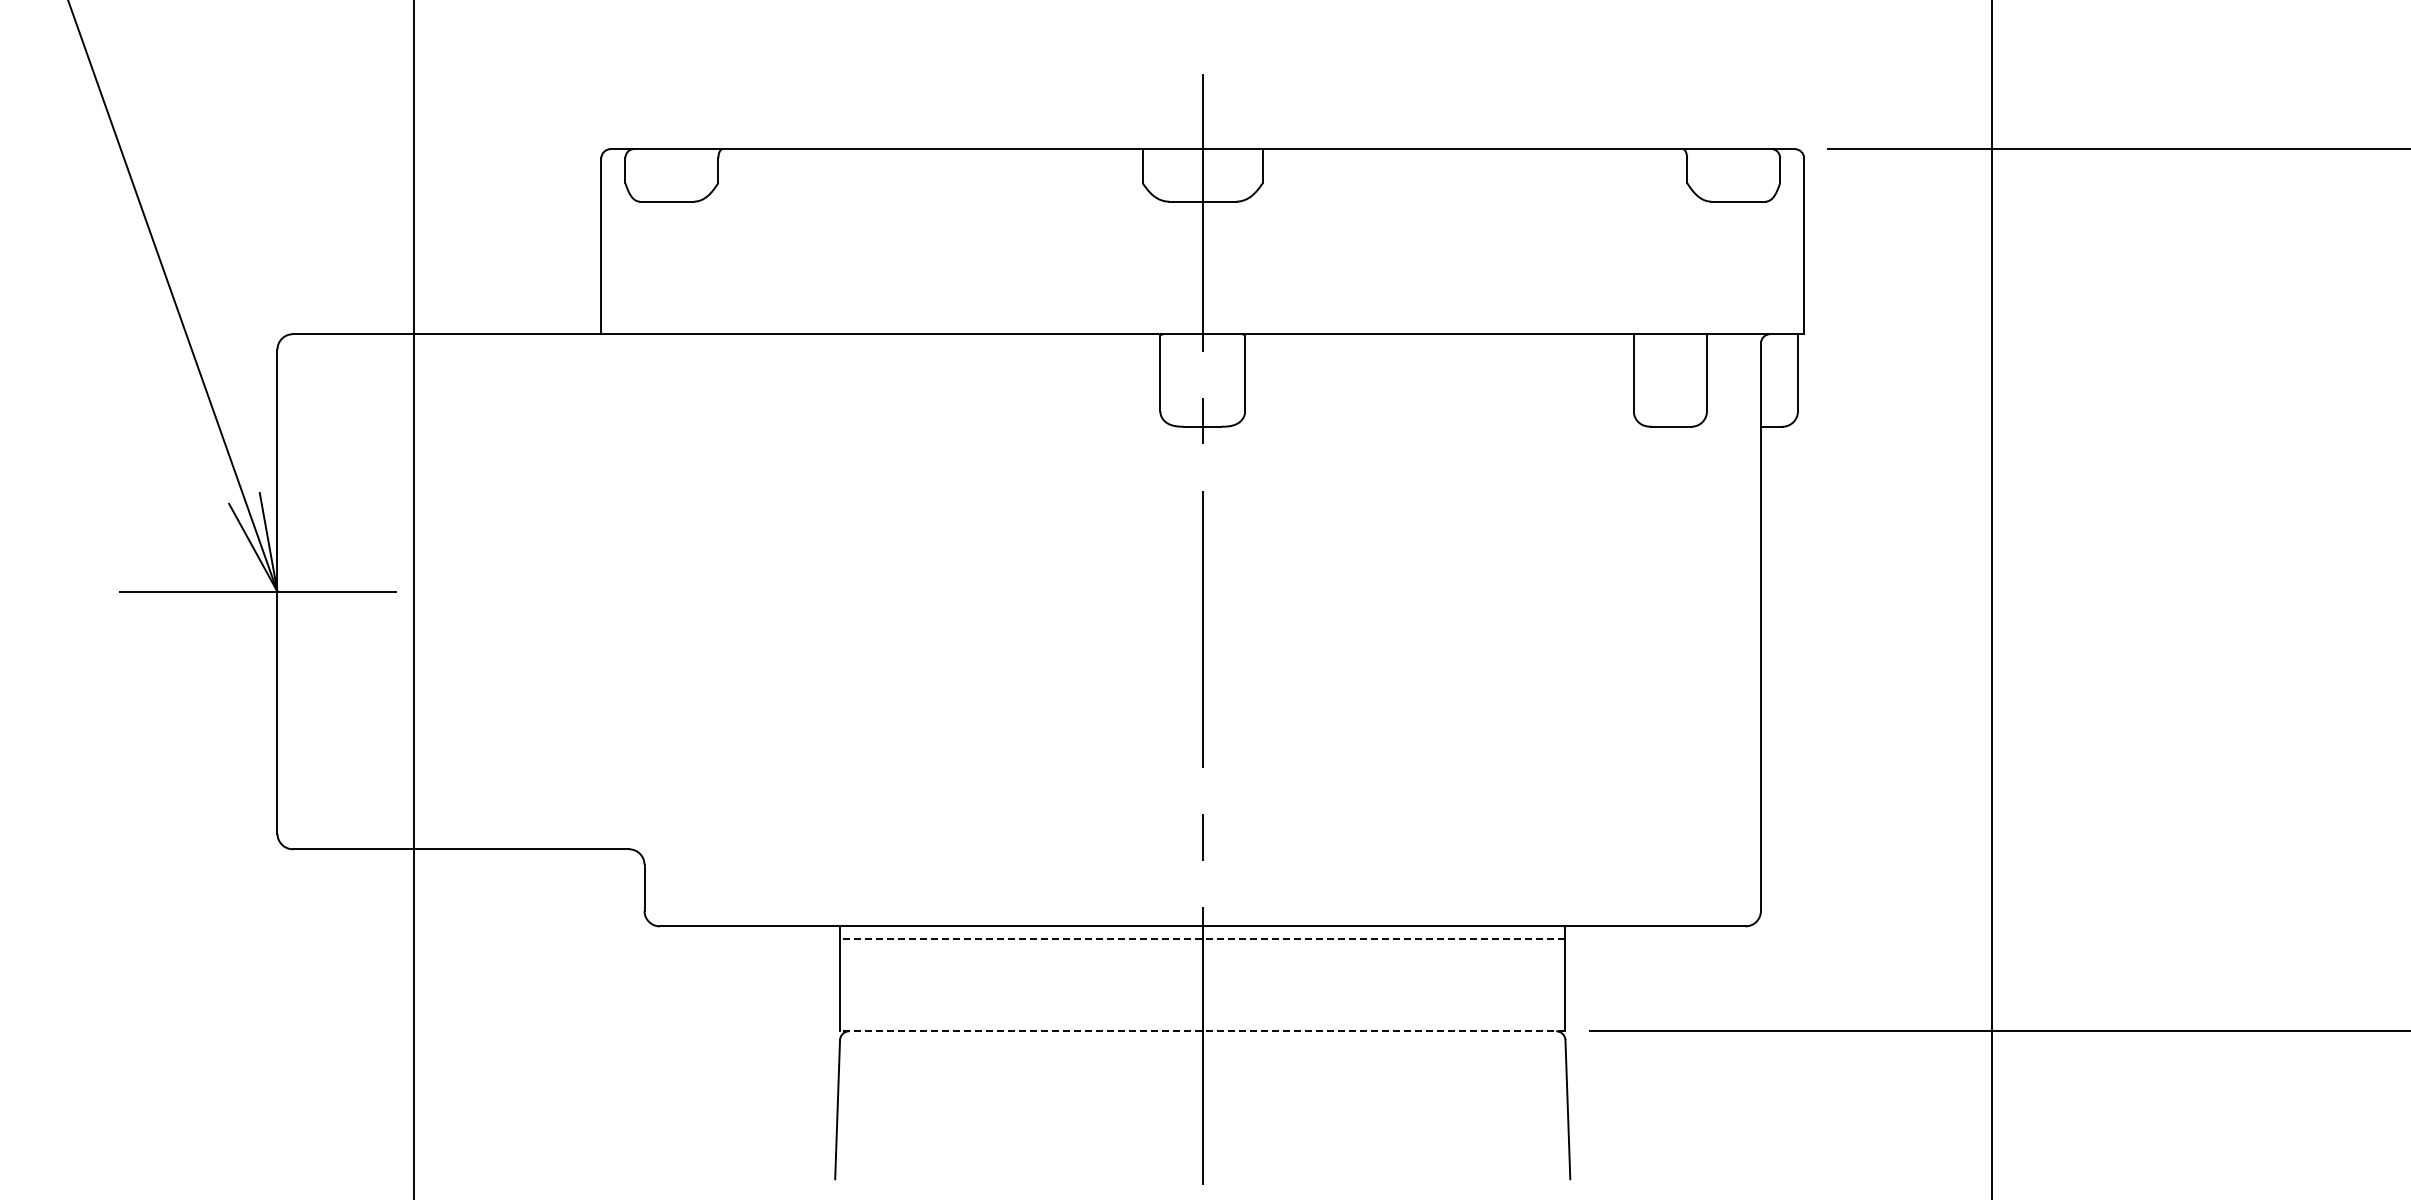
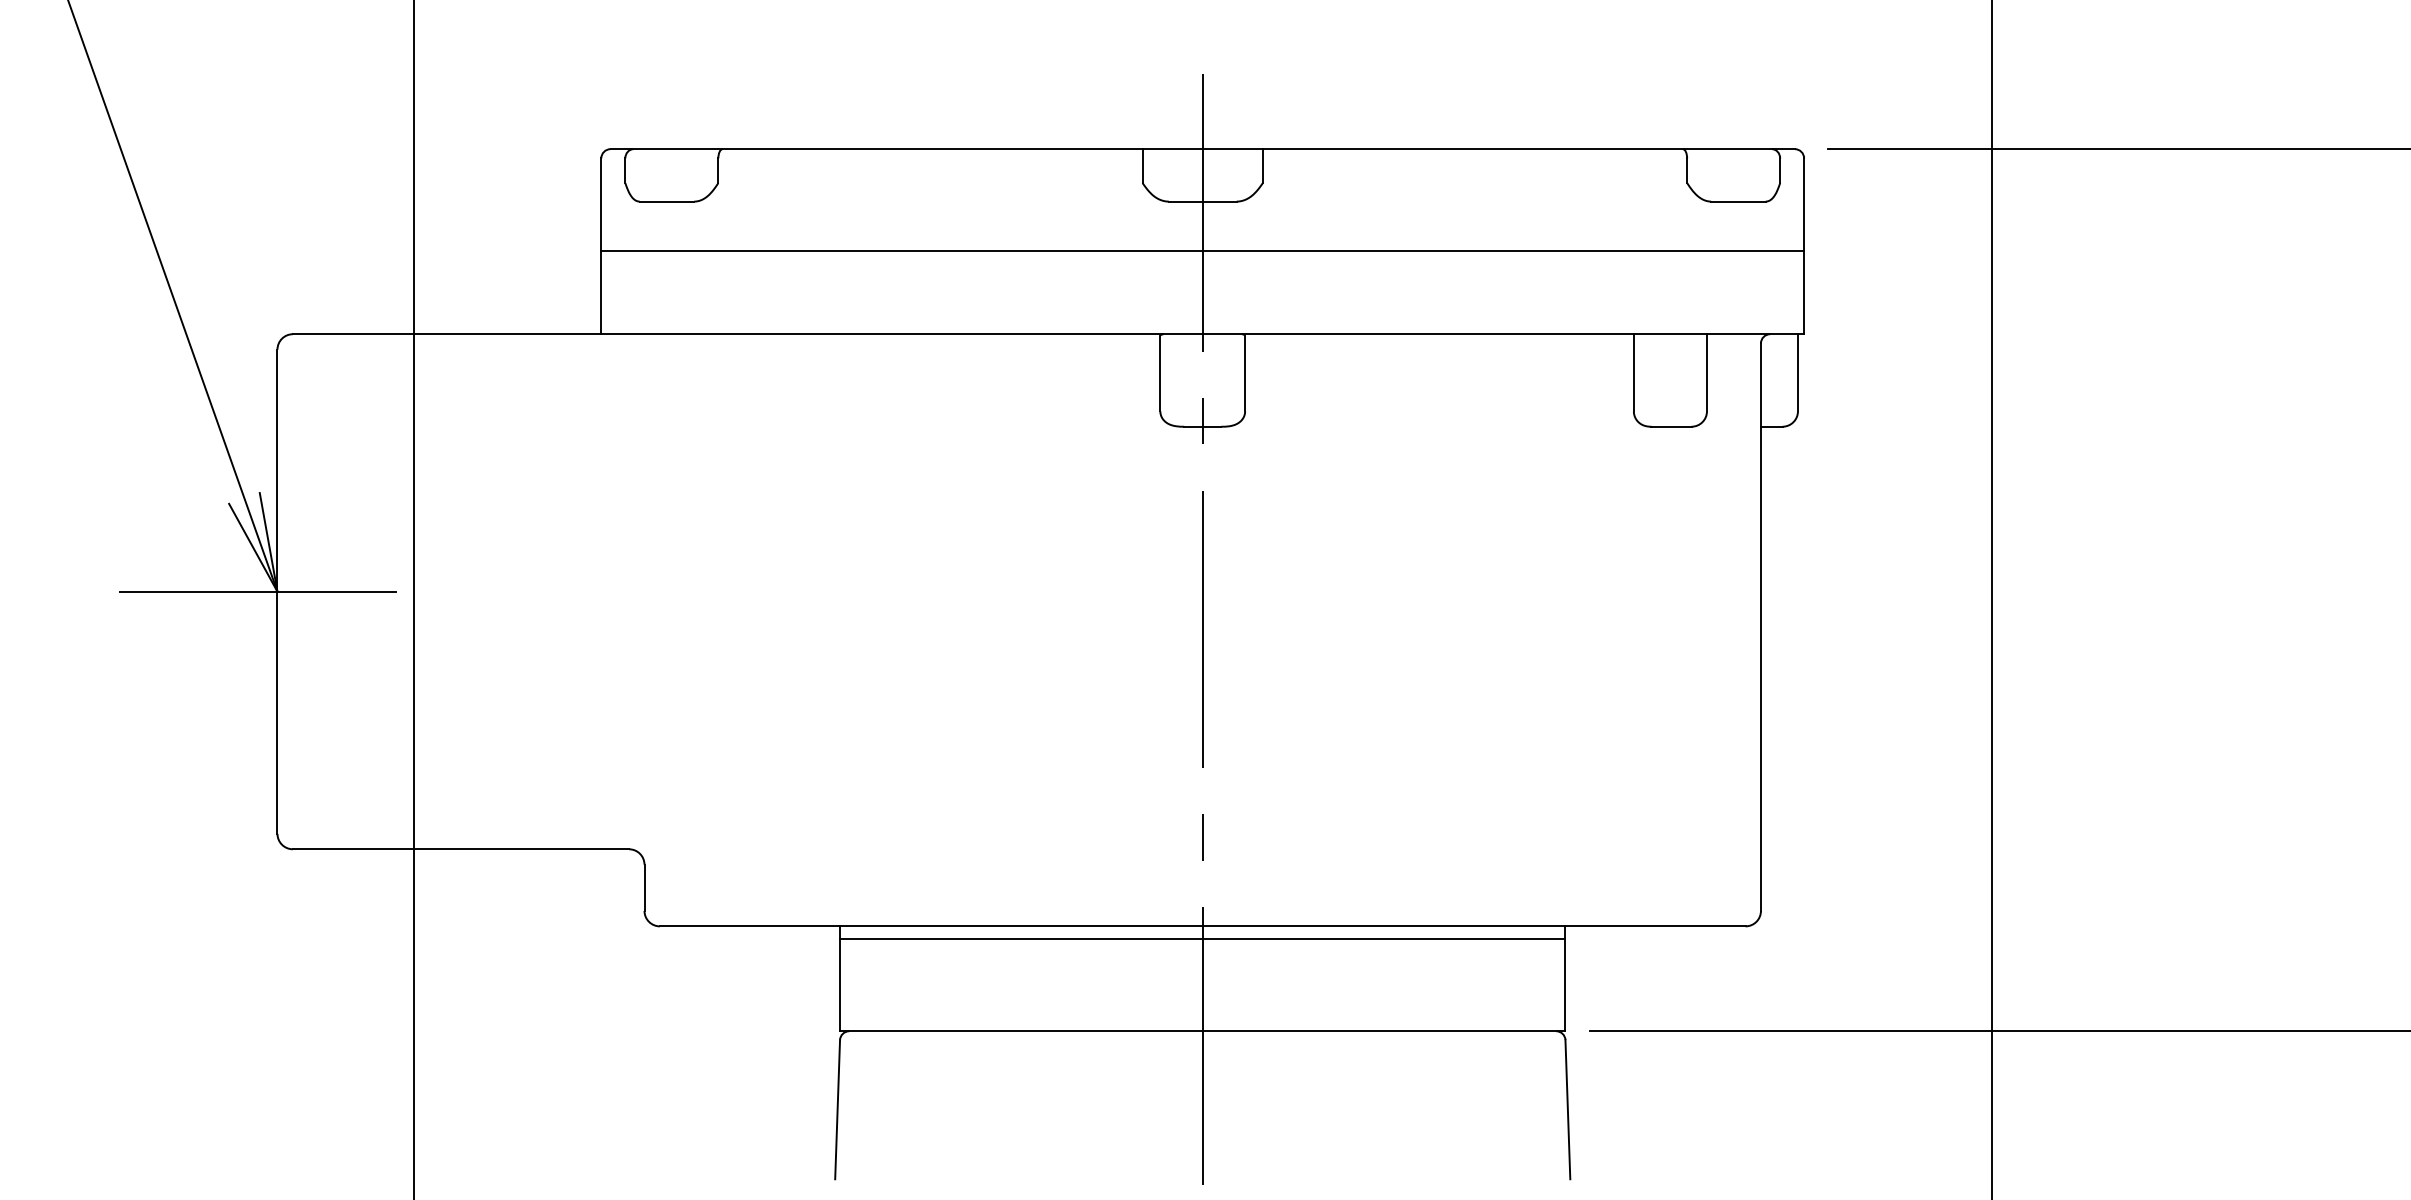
line: none -> present (1202, 250)
line: dashed -> solid (1202, 938)
line: dashed -> solid (1202, 1031)
